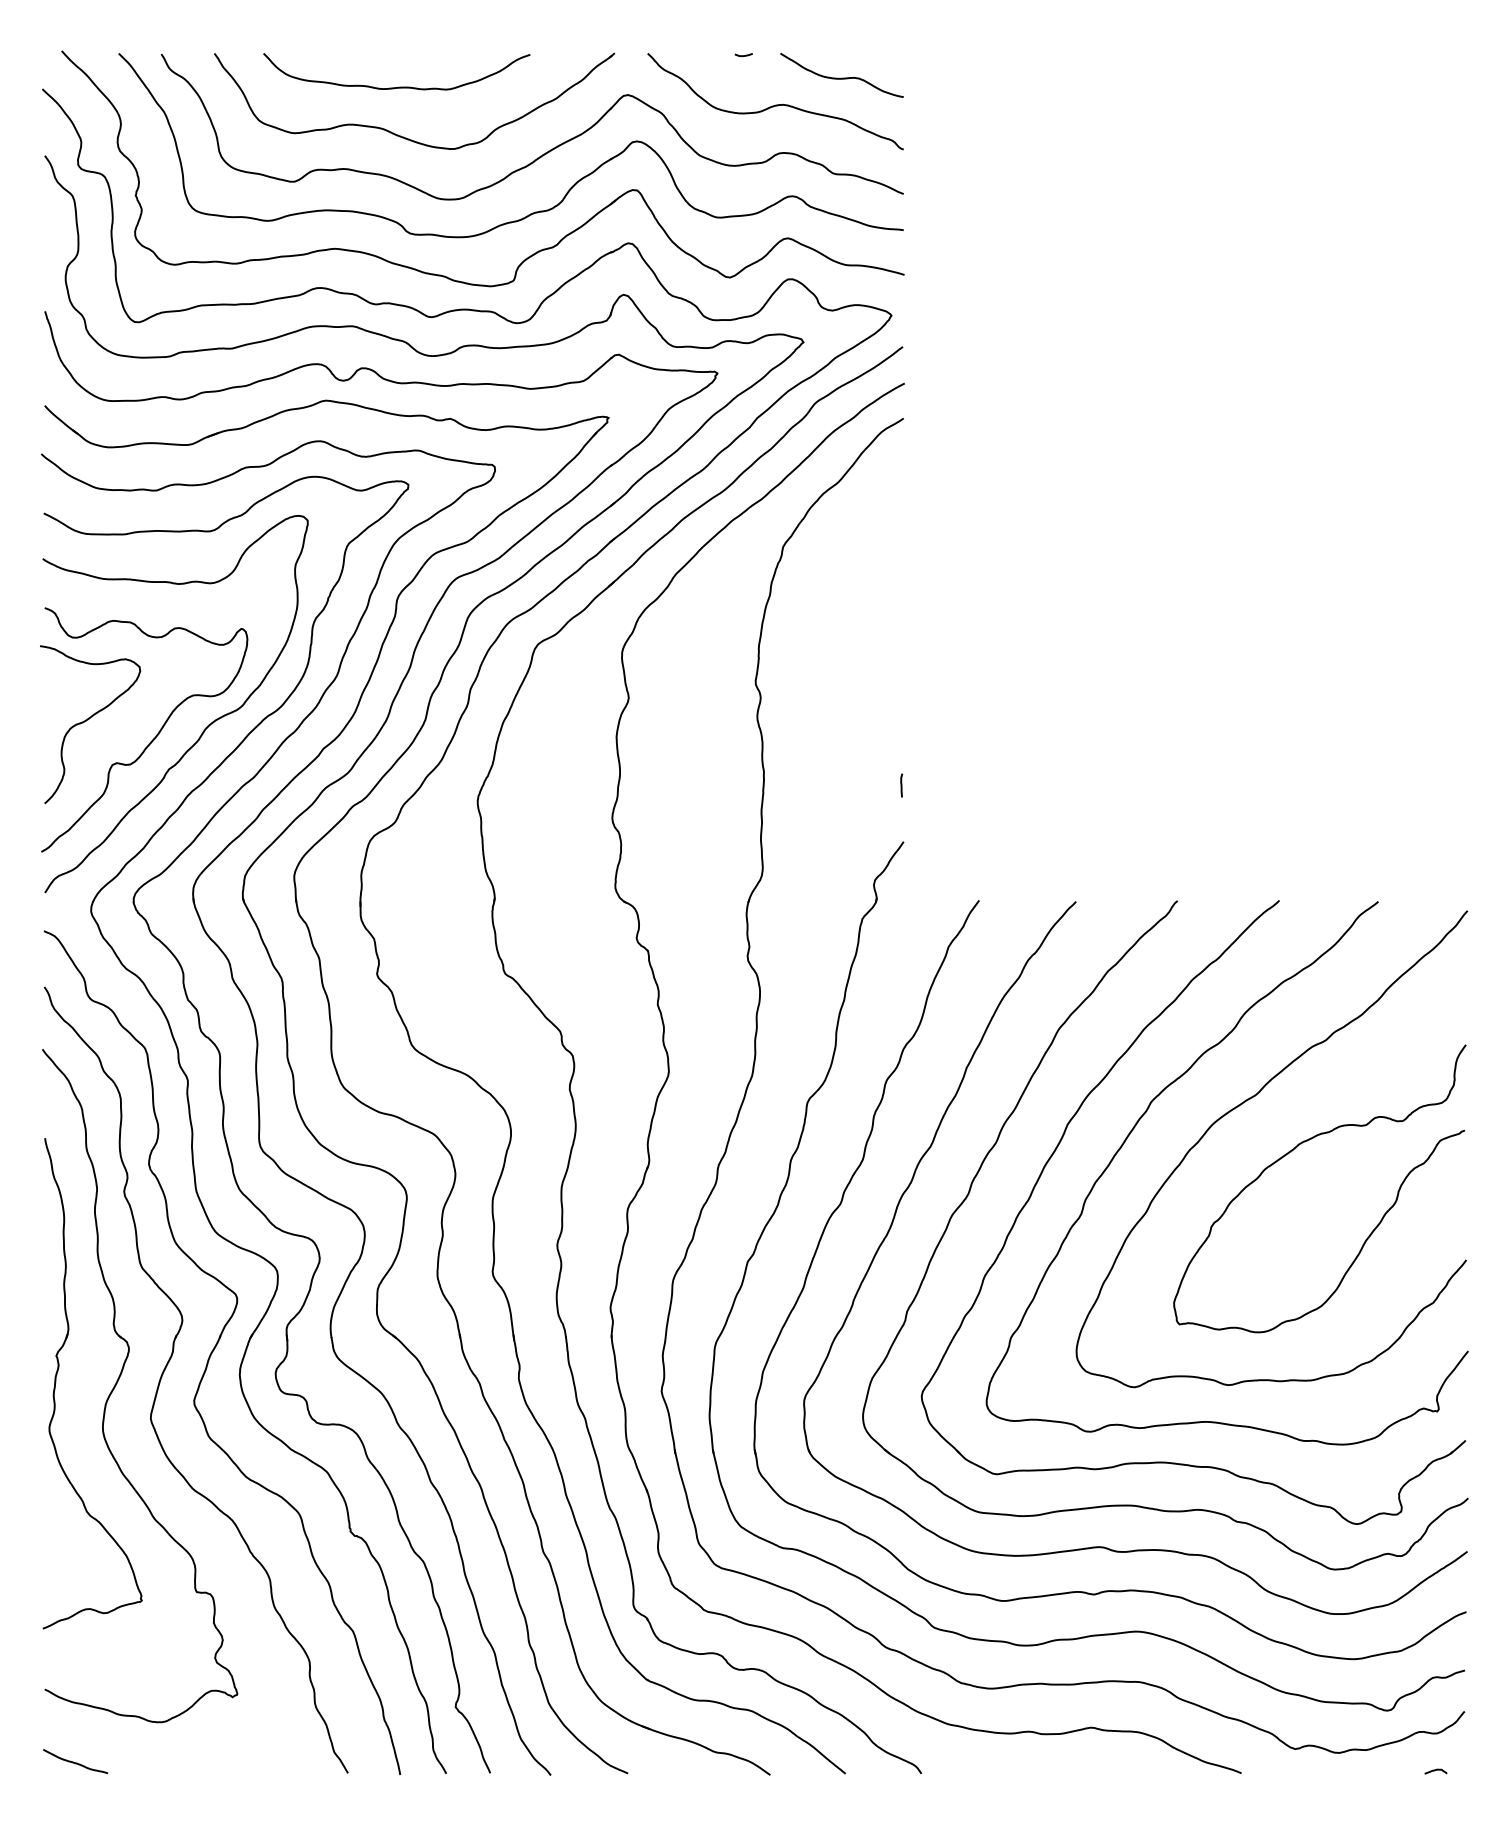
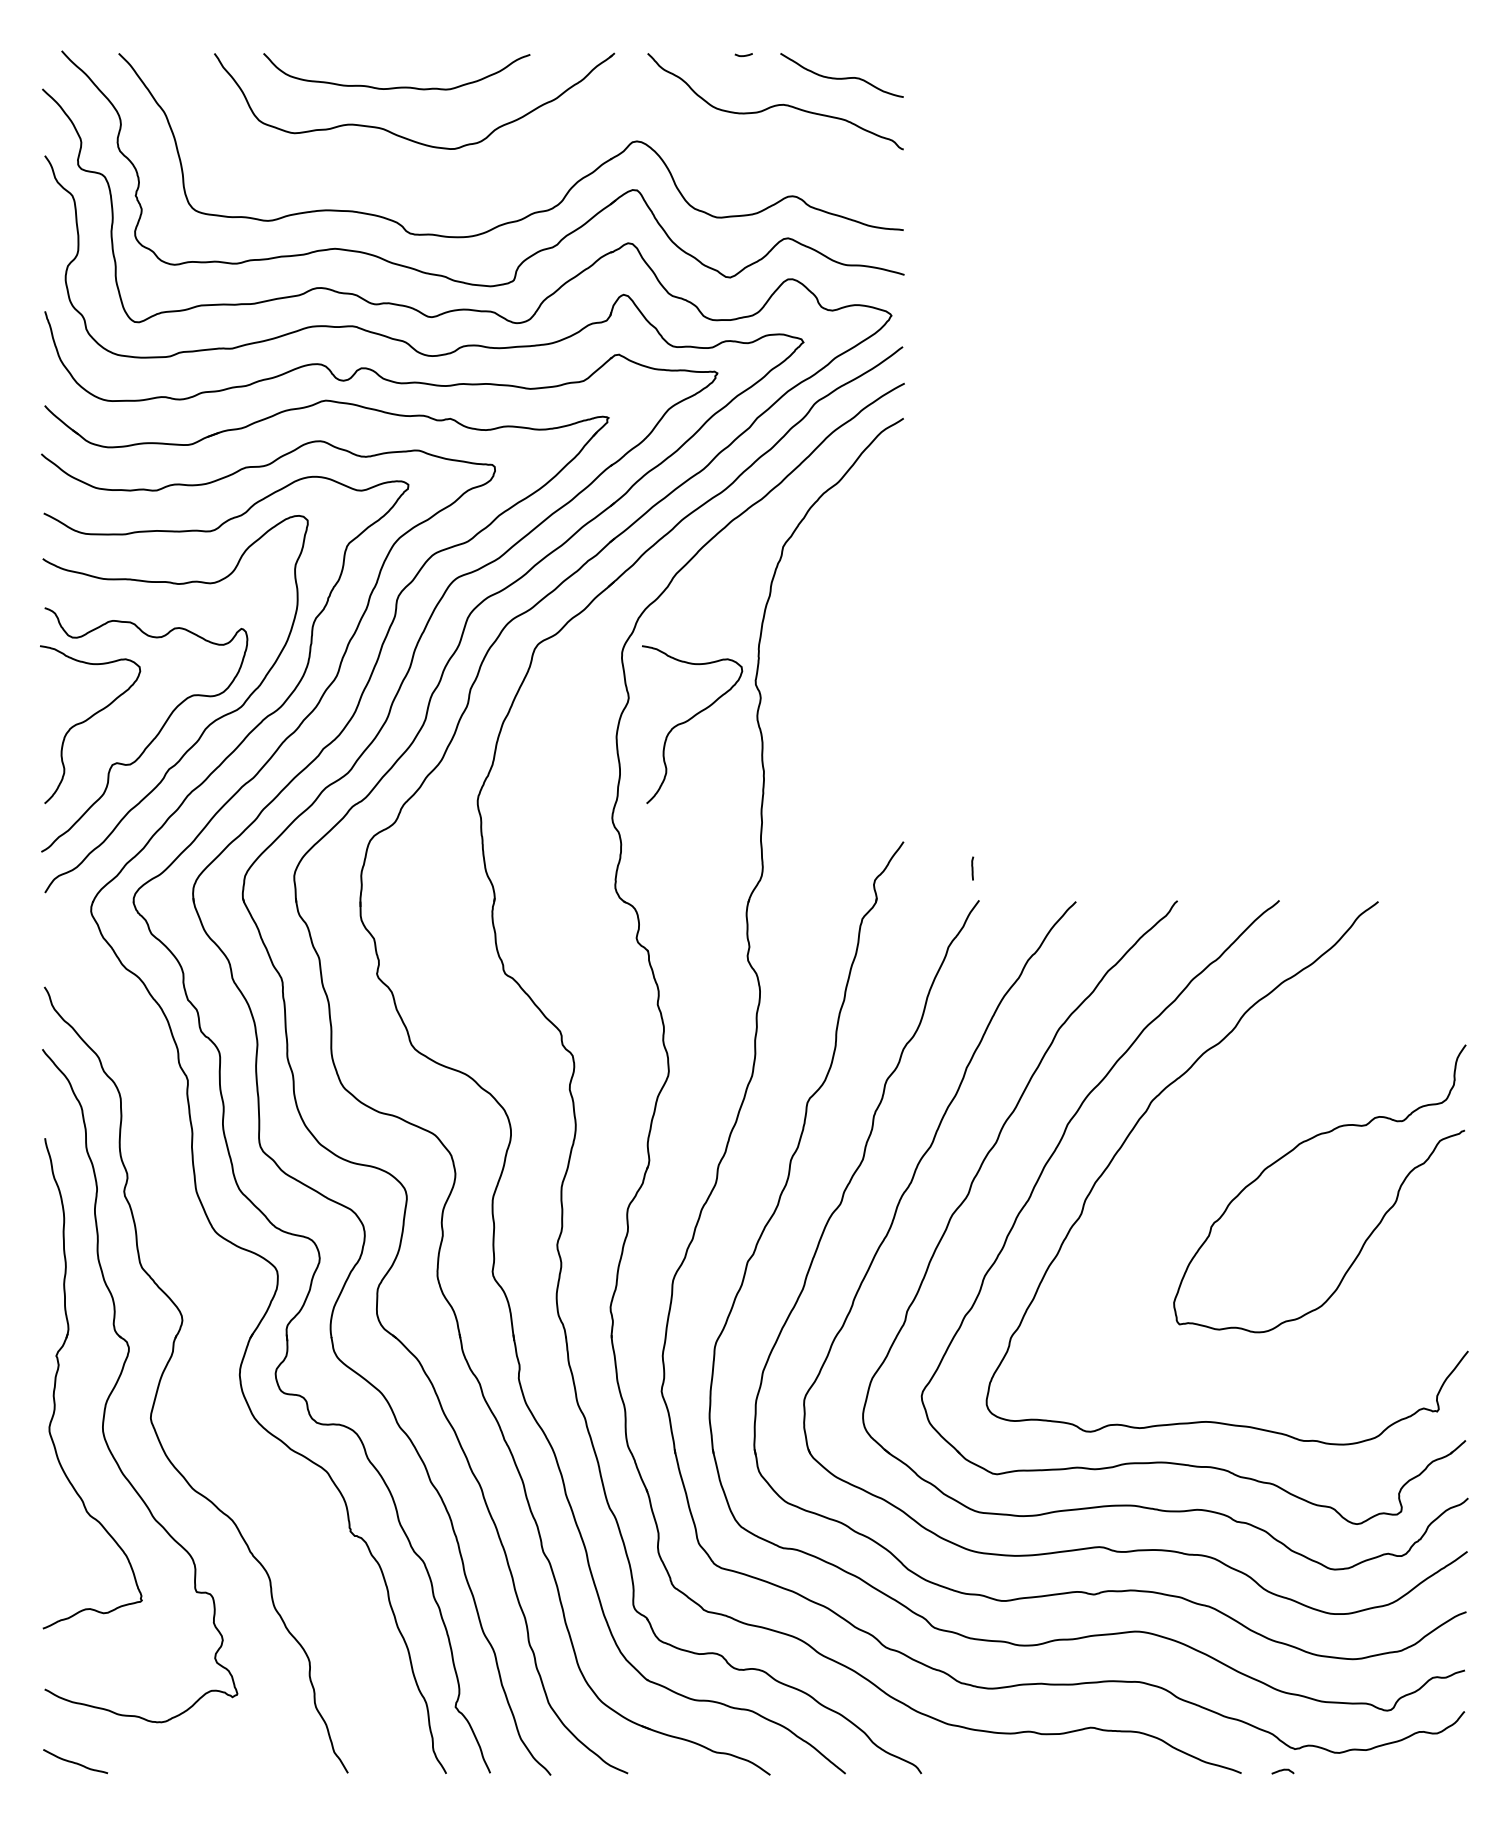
part: present -> none (548, 150)
curve: none -> present (689, 720)
line position: (901, 785) -> (972, 868) (972, 868)
curve: present -> none (1242, 1104)
part: present -> none (215, 1348)
curve position: (1435, 1771) -> (1282, 1771) (1282, 1771)
